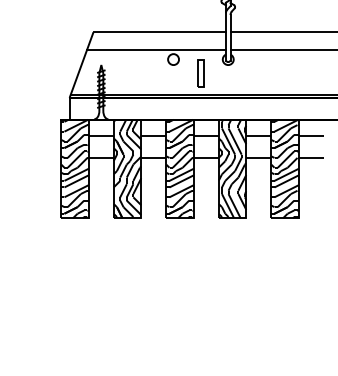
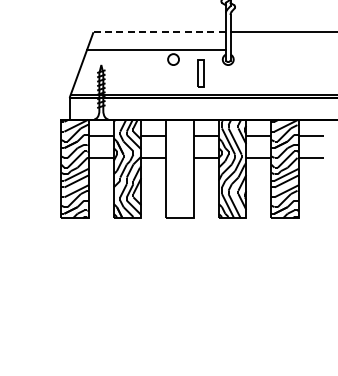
line: solid -> dashed (160, 32)
line: present -> none (282, 50)
hatch: present -> none (179, 168)
